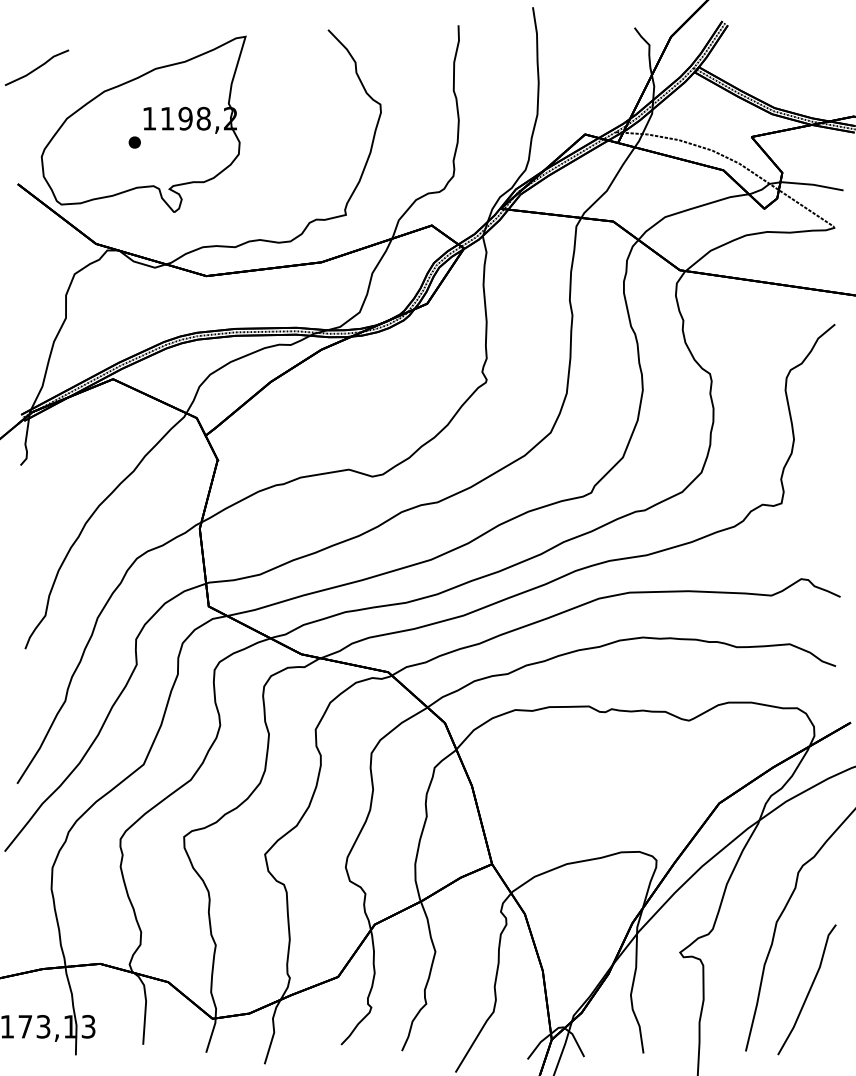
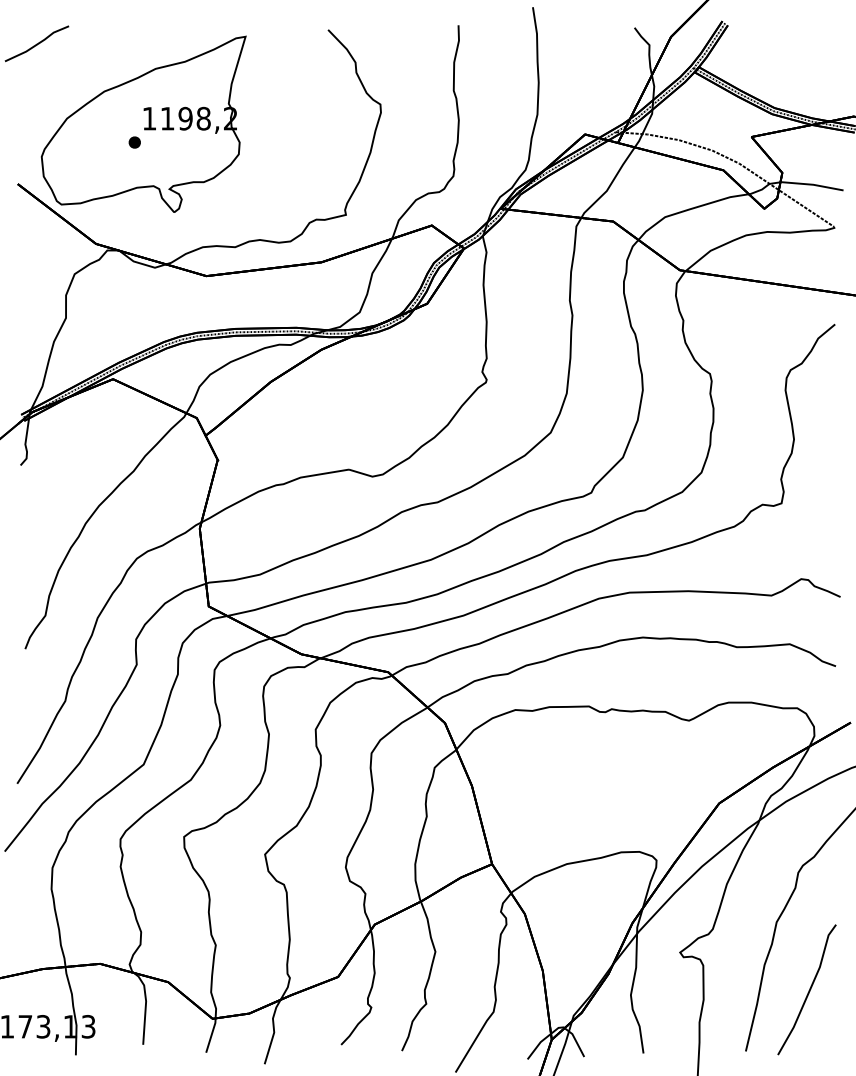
line position: (36, 67) -> (36, 43) (36, 43)
